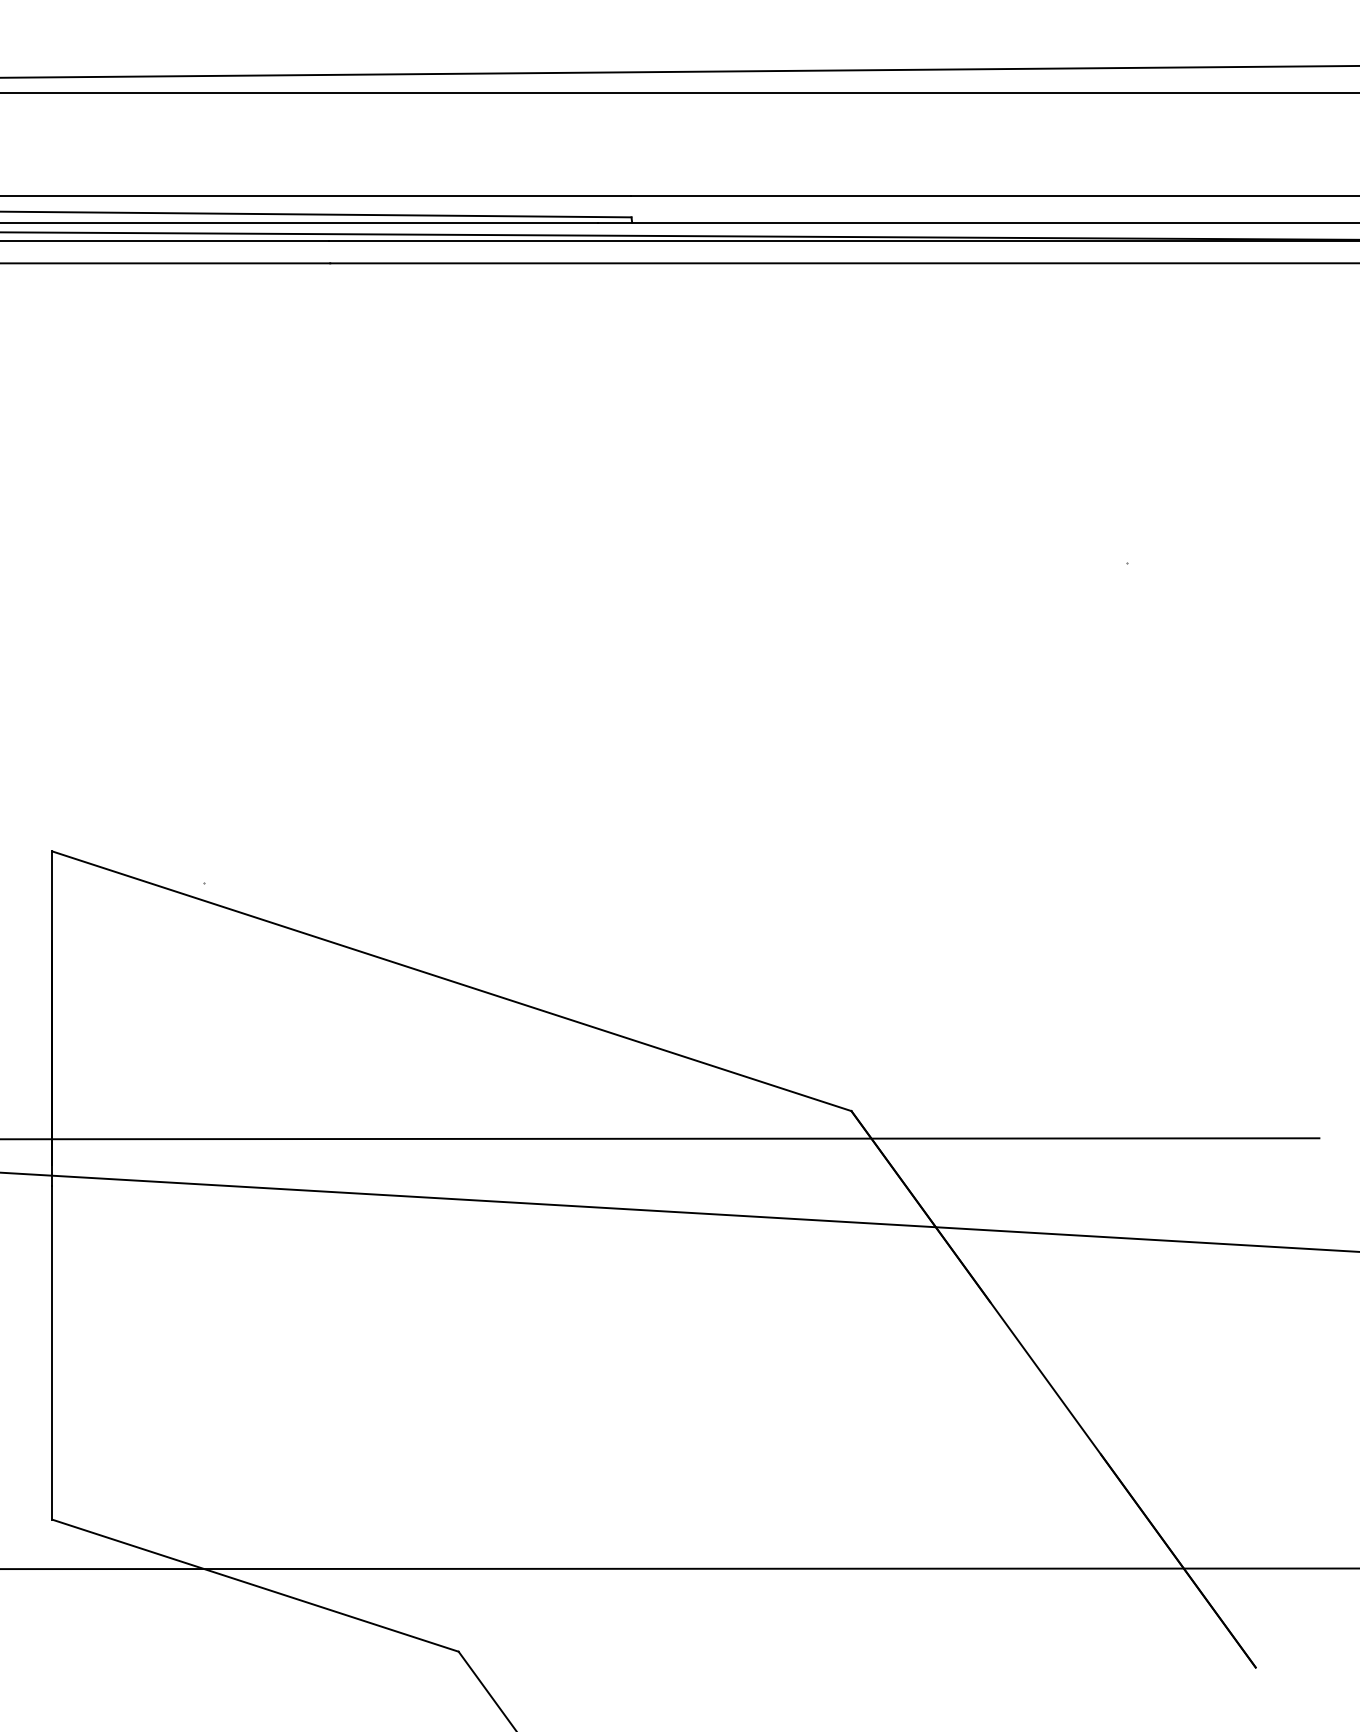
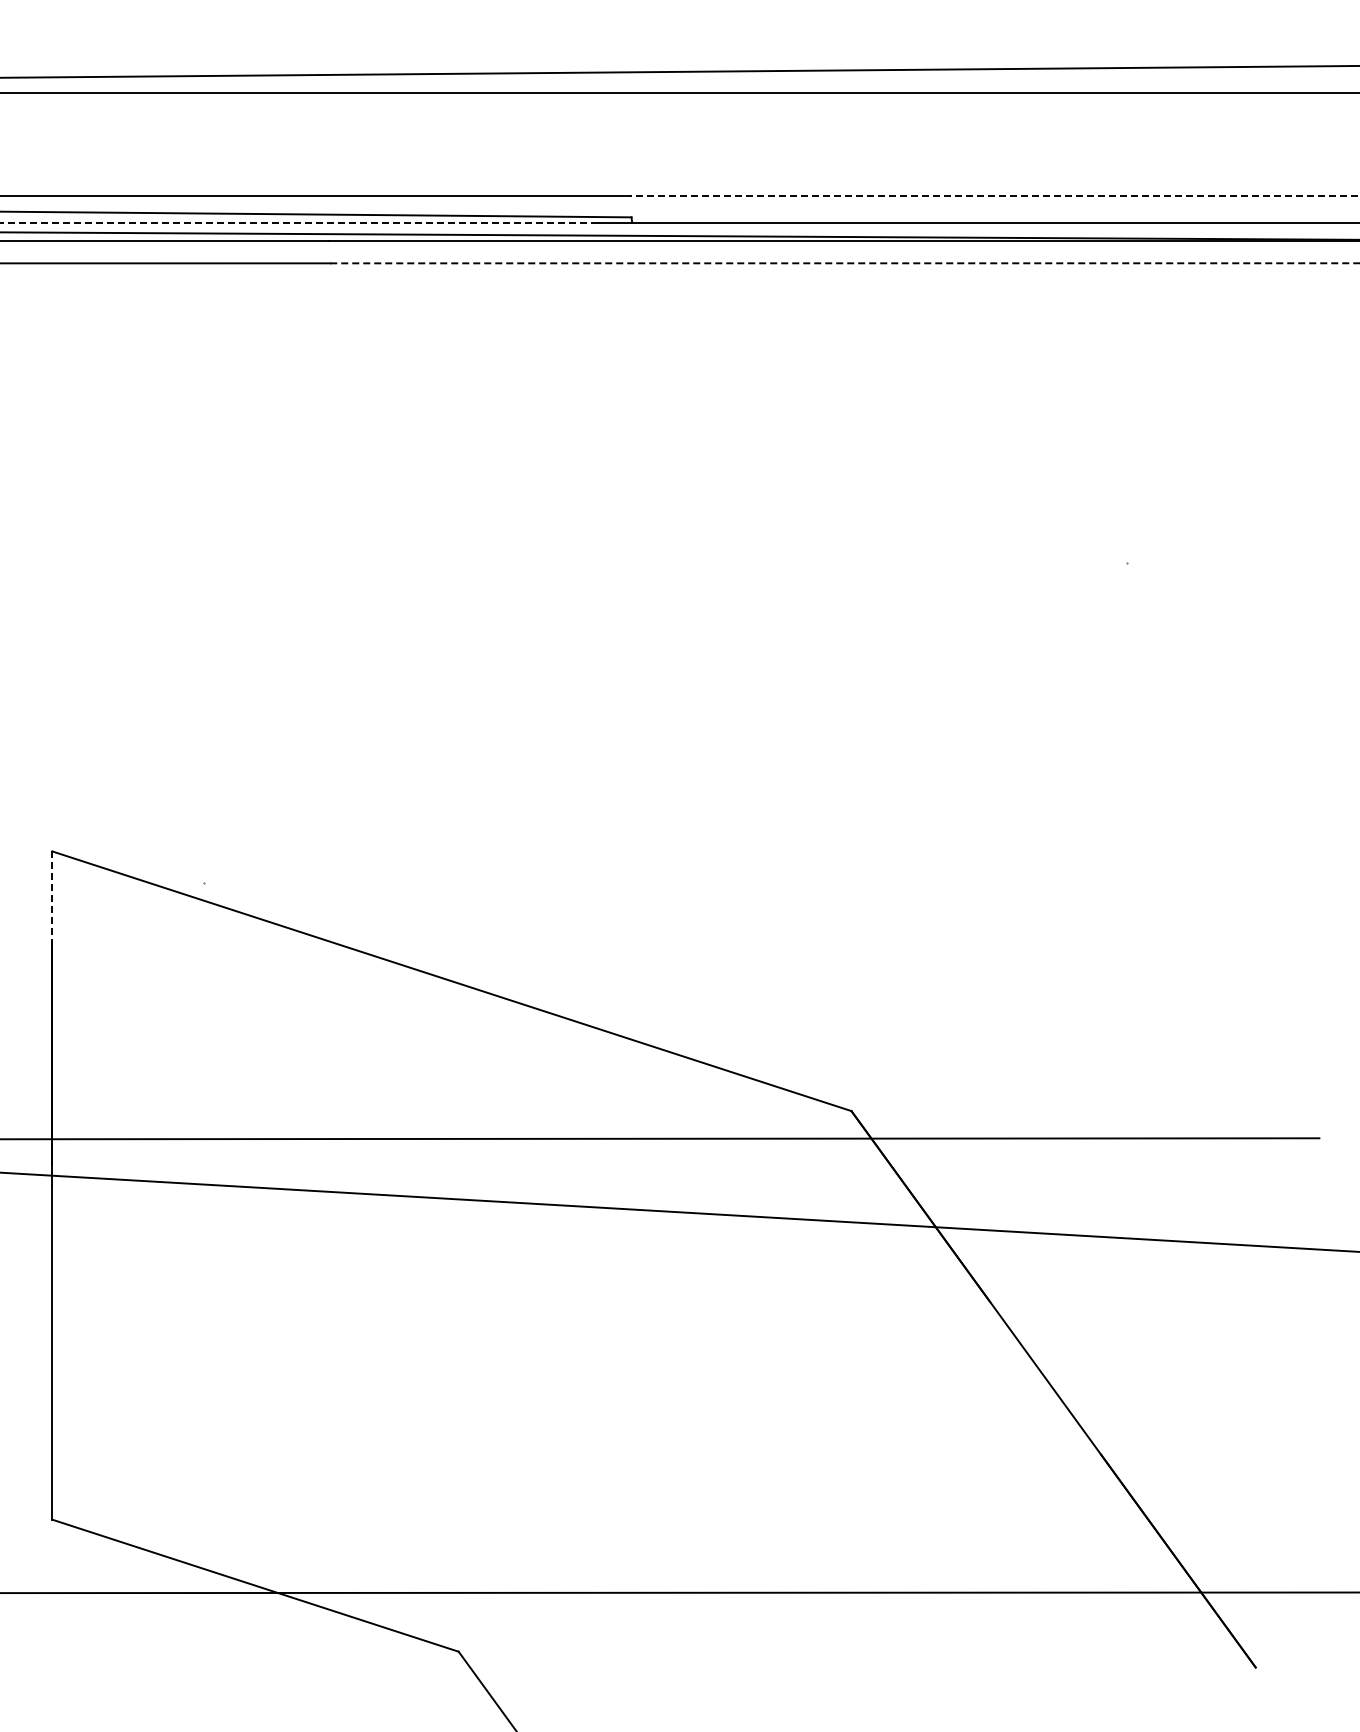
line: solid -> dashed (994, 195)
line: solid -> dashed (299, 222)
line: solid -> dashed (845, 263)
line: solid -> dashed (52, 896)
line position: (679, 1568) -> (679, 1592) (679, 1592)
